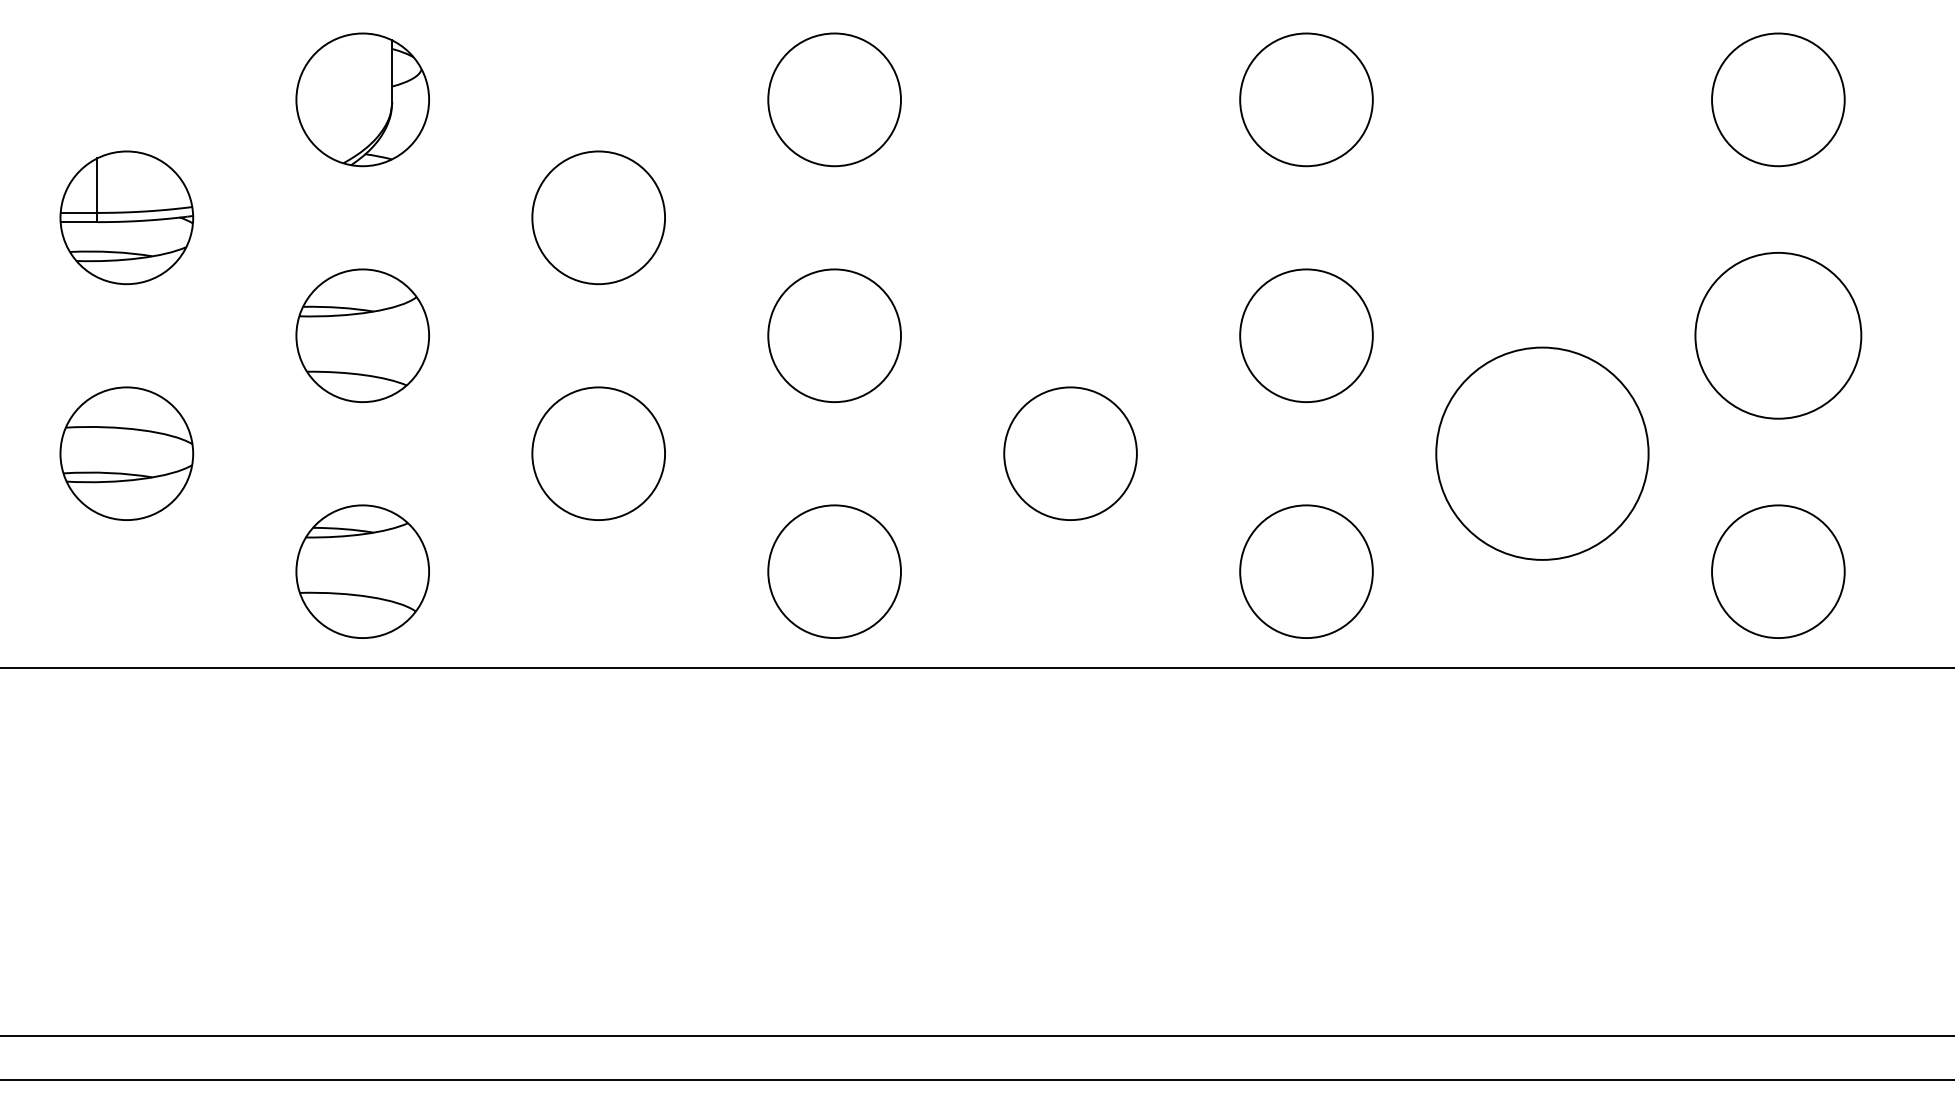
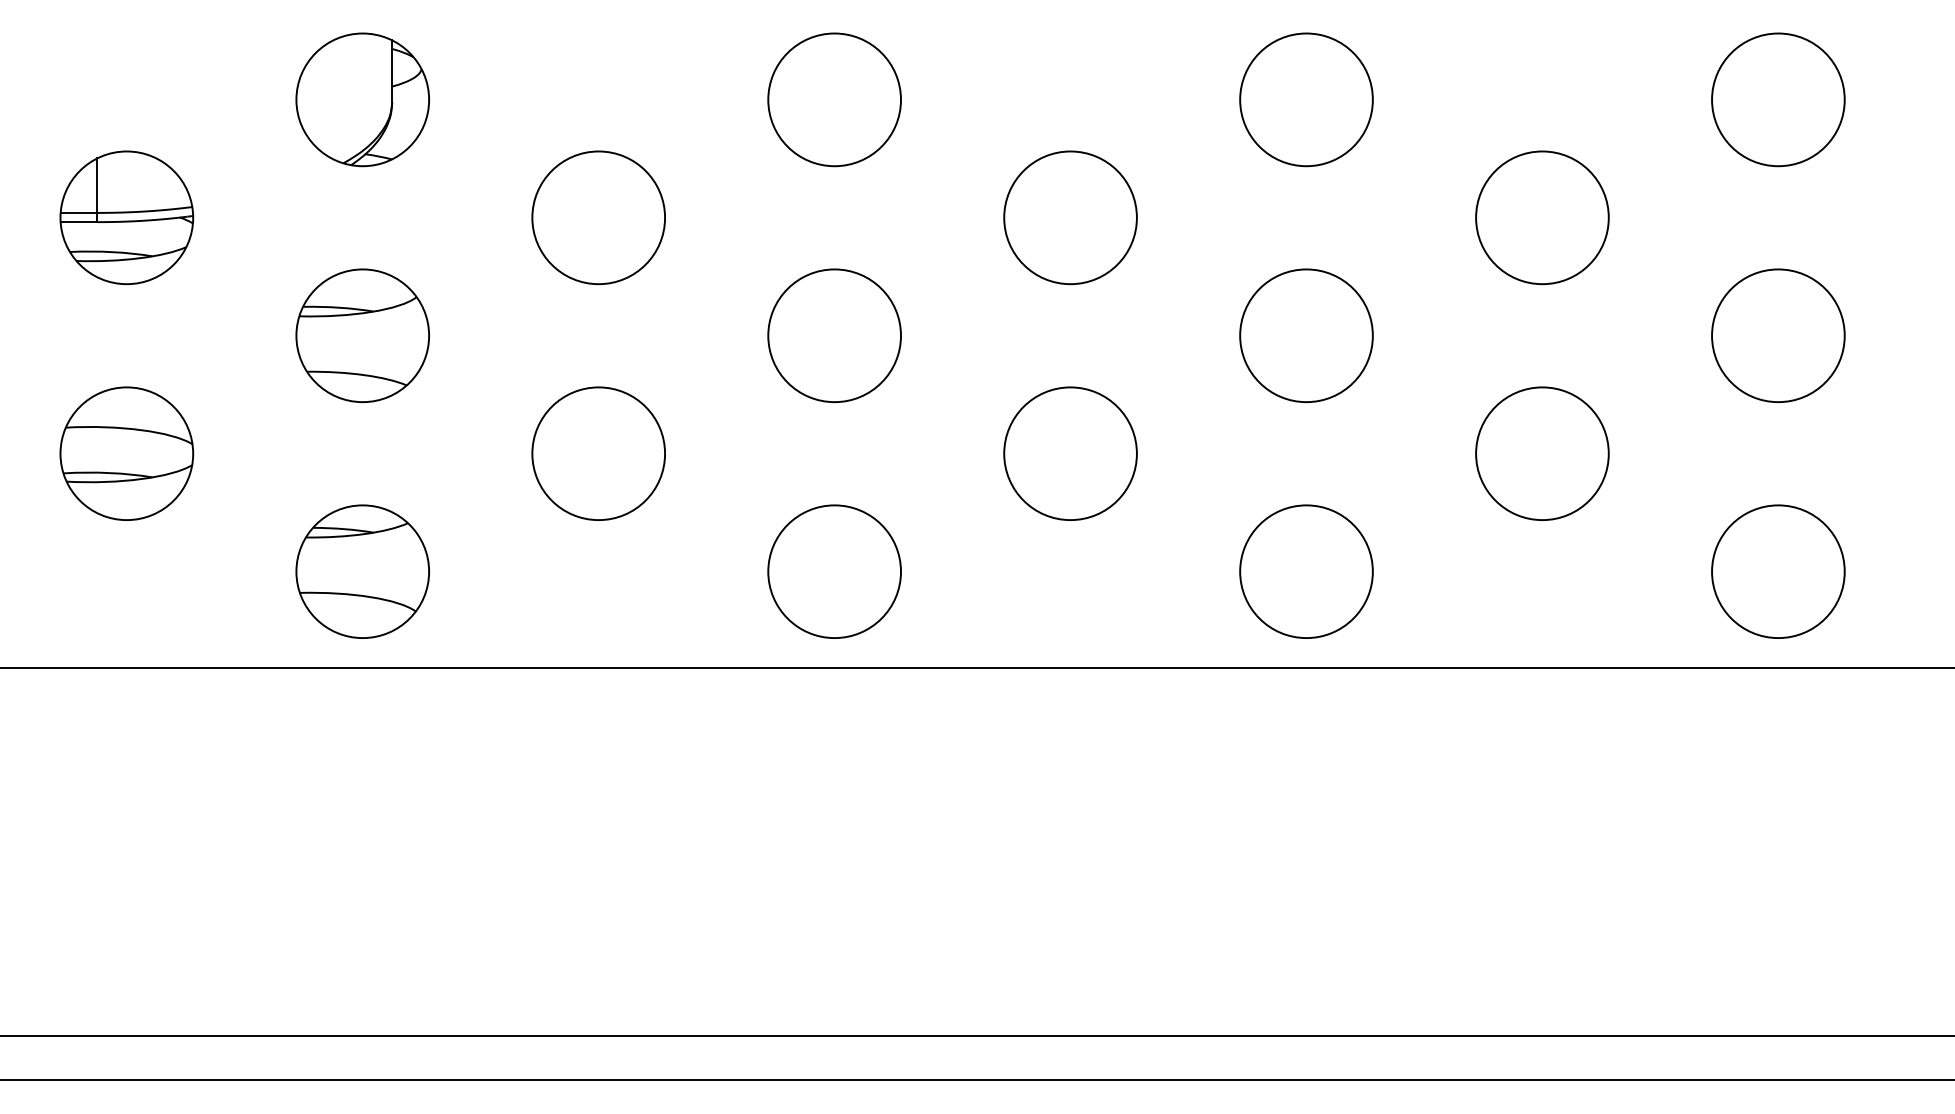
circle: none -> present (1070, 217)
circle: none -> present (1542, 217)
circle diameter: 166 px -> 133 px (1778, 335)
circle diameter: 212 px -> 133 px (1542, 453)
